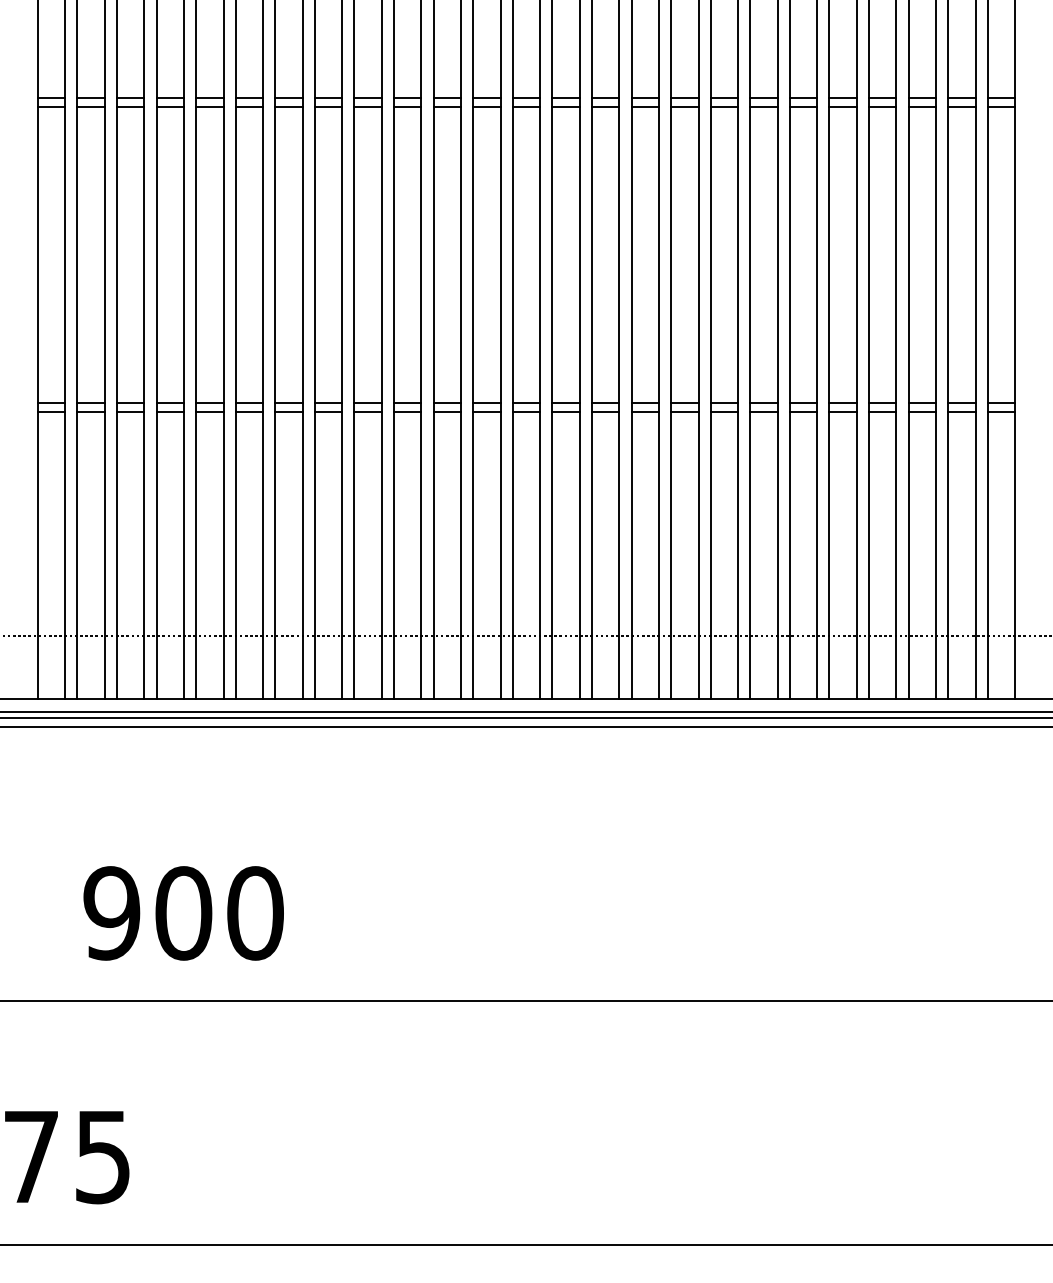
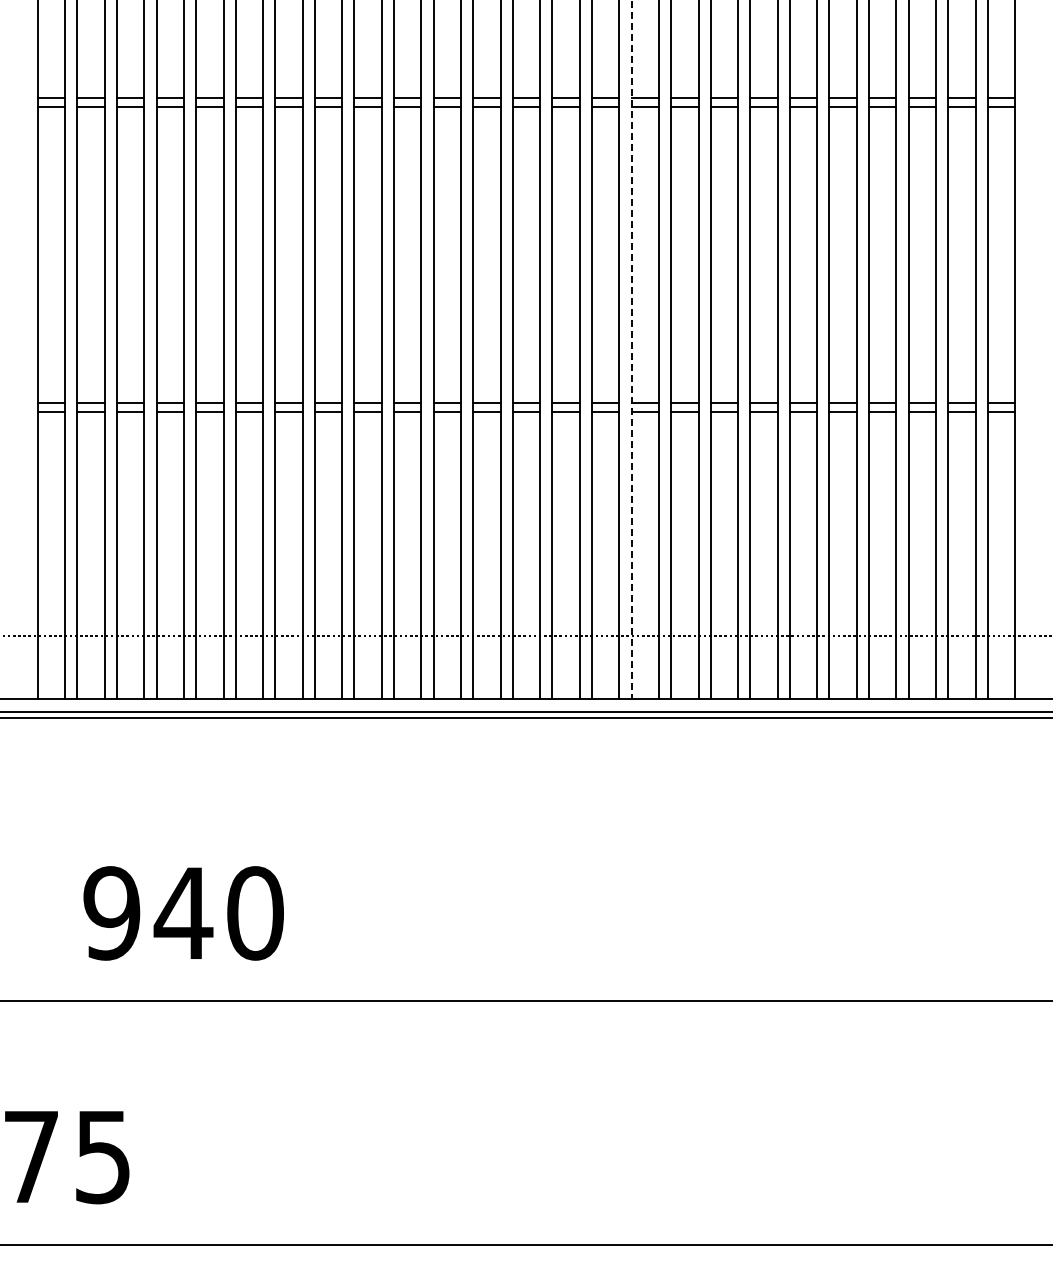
line: solid -> dashed (631, 350)
line: present -> none (525, 726)
text: 900 -> 940 (183, 913)
